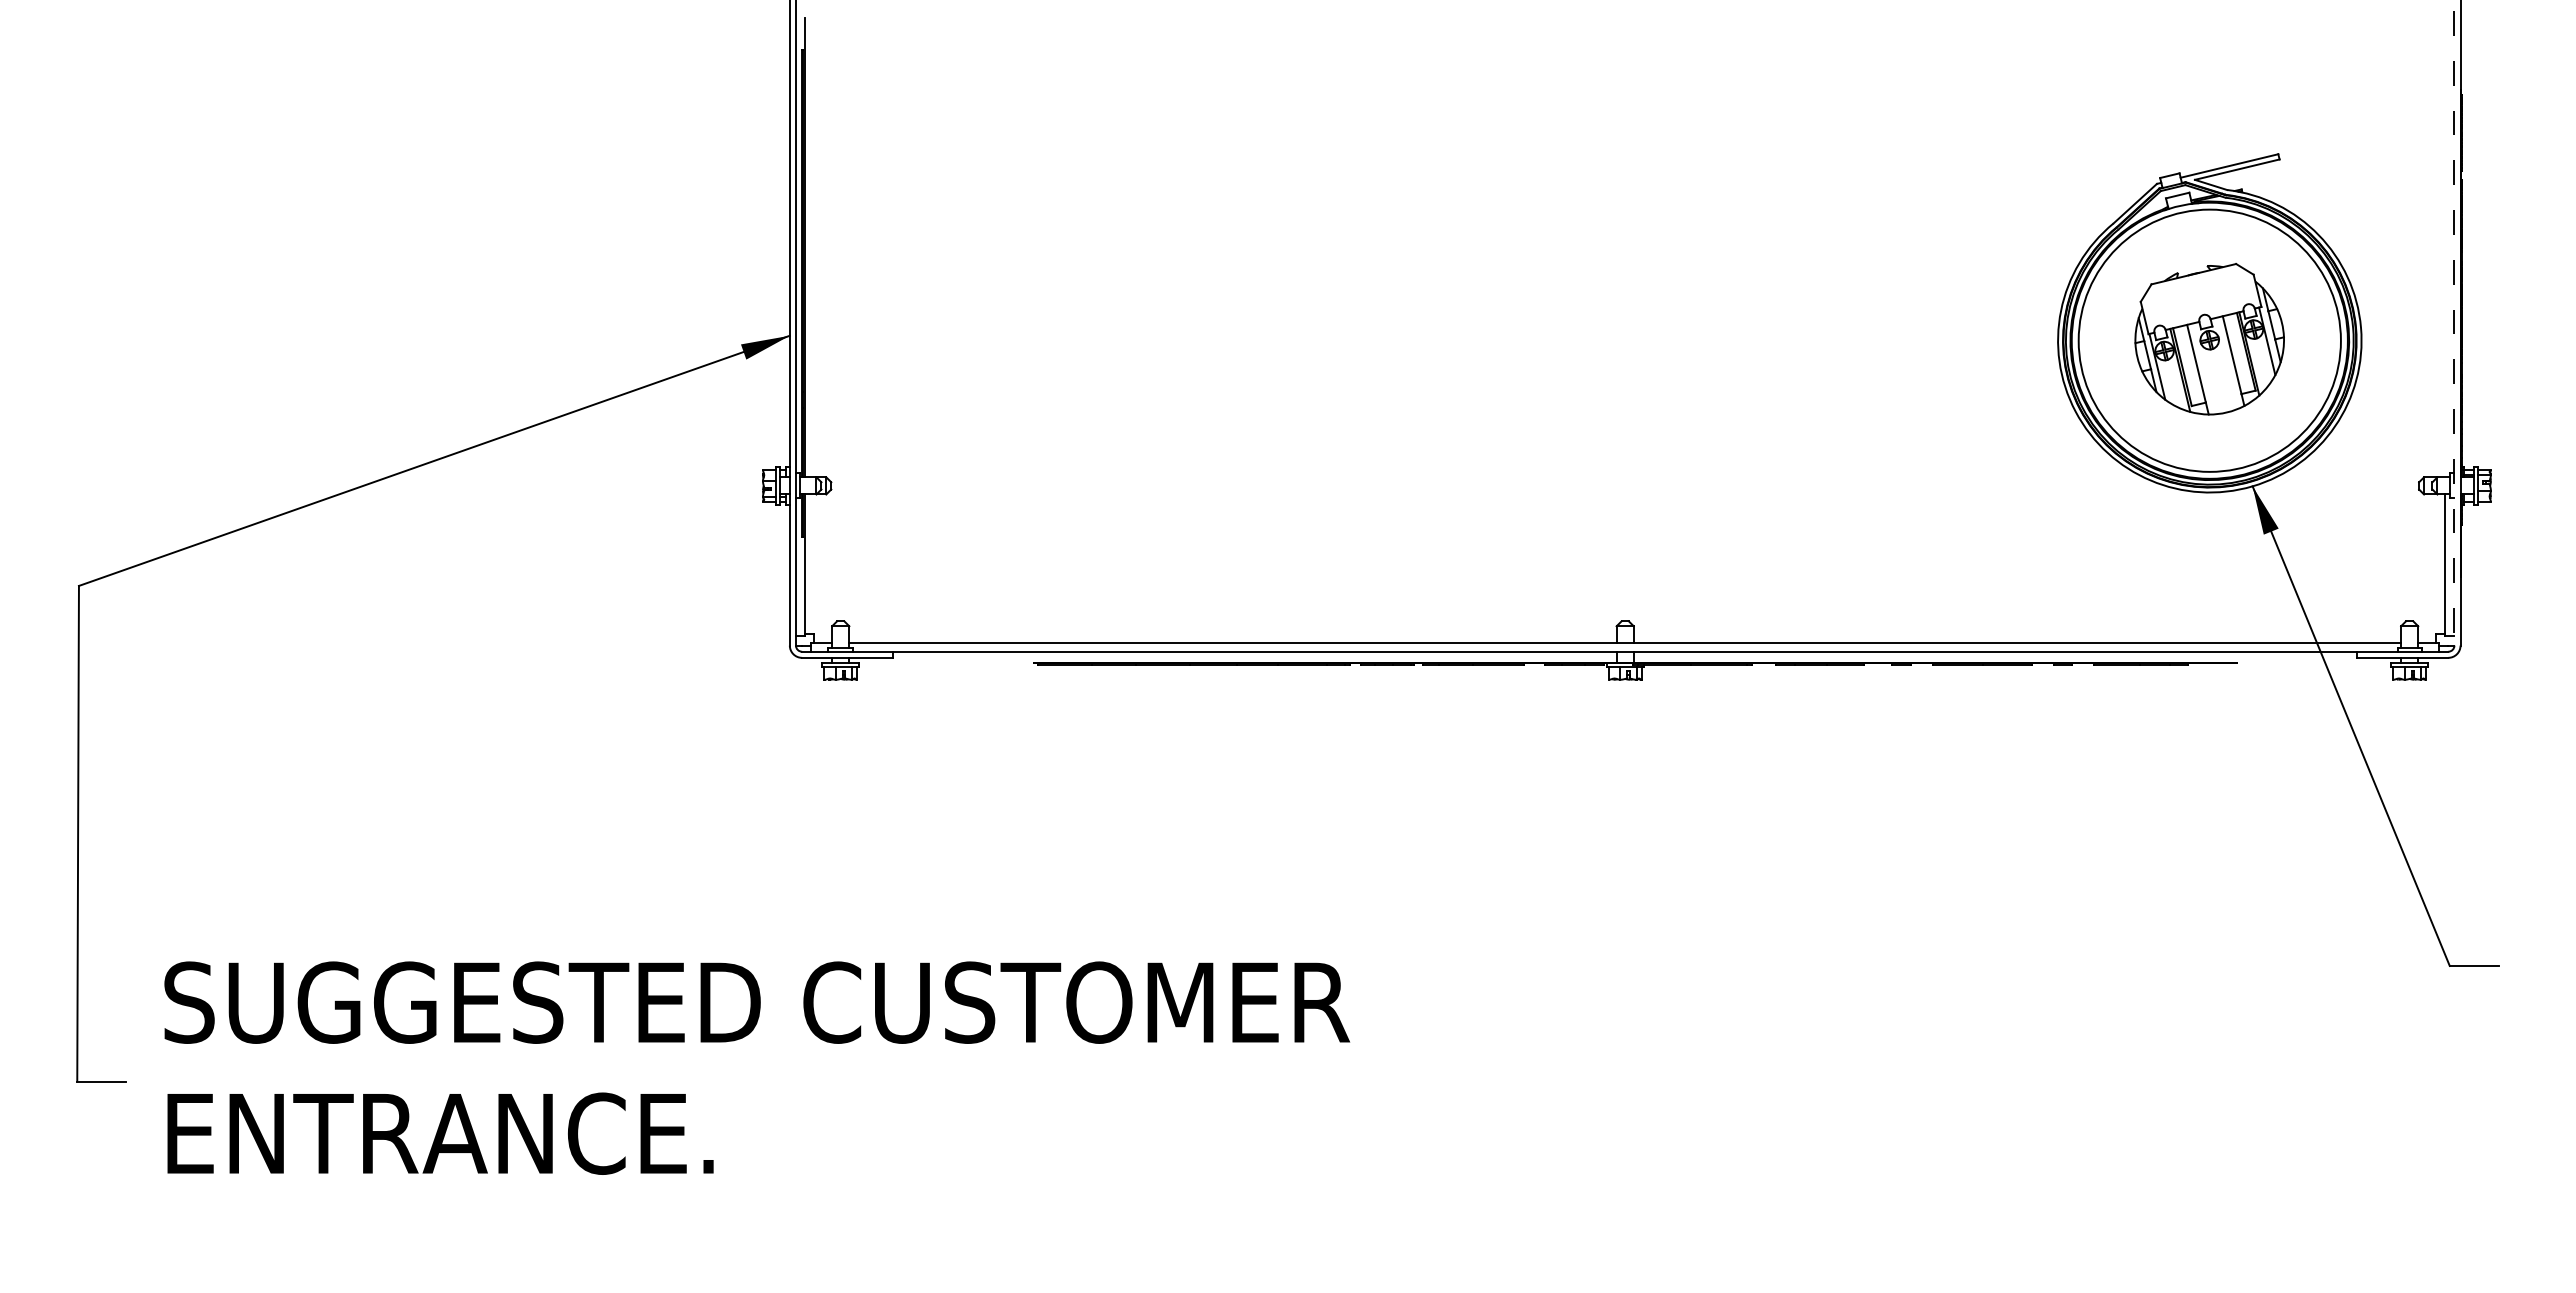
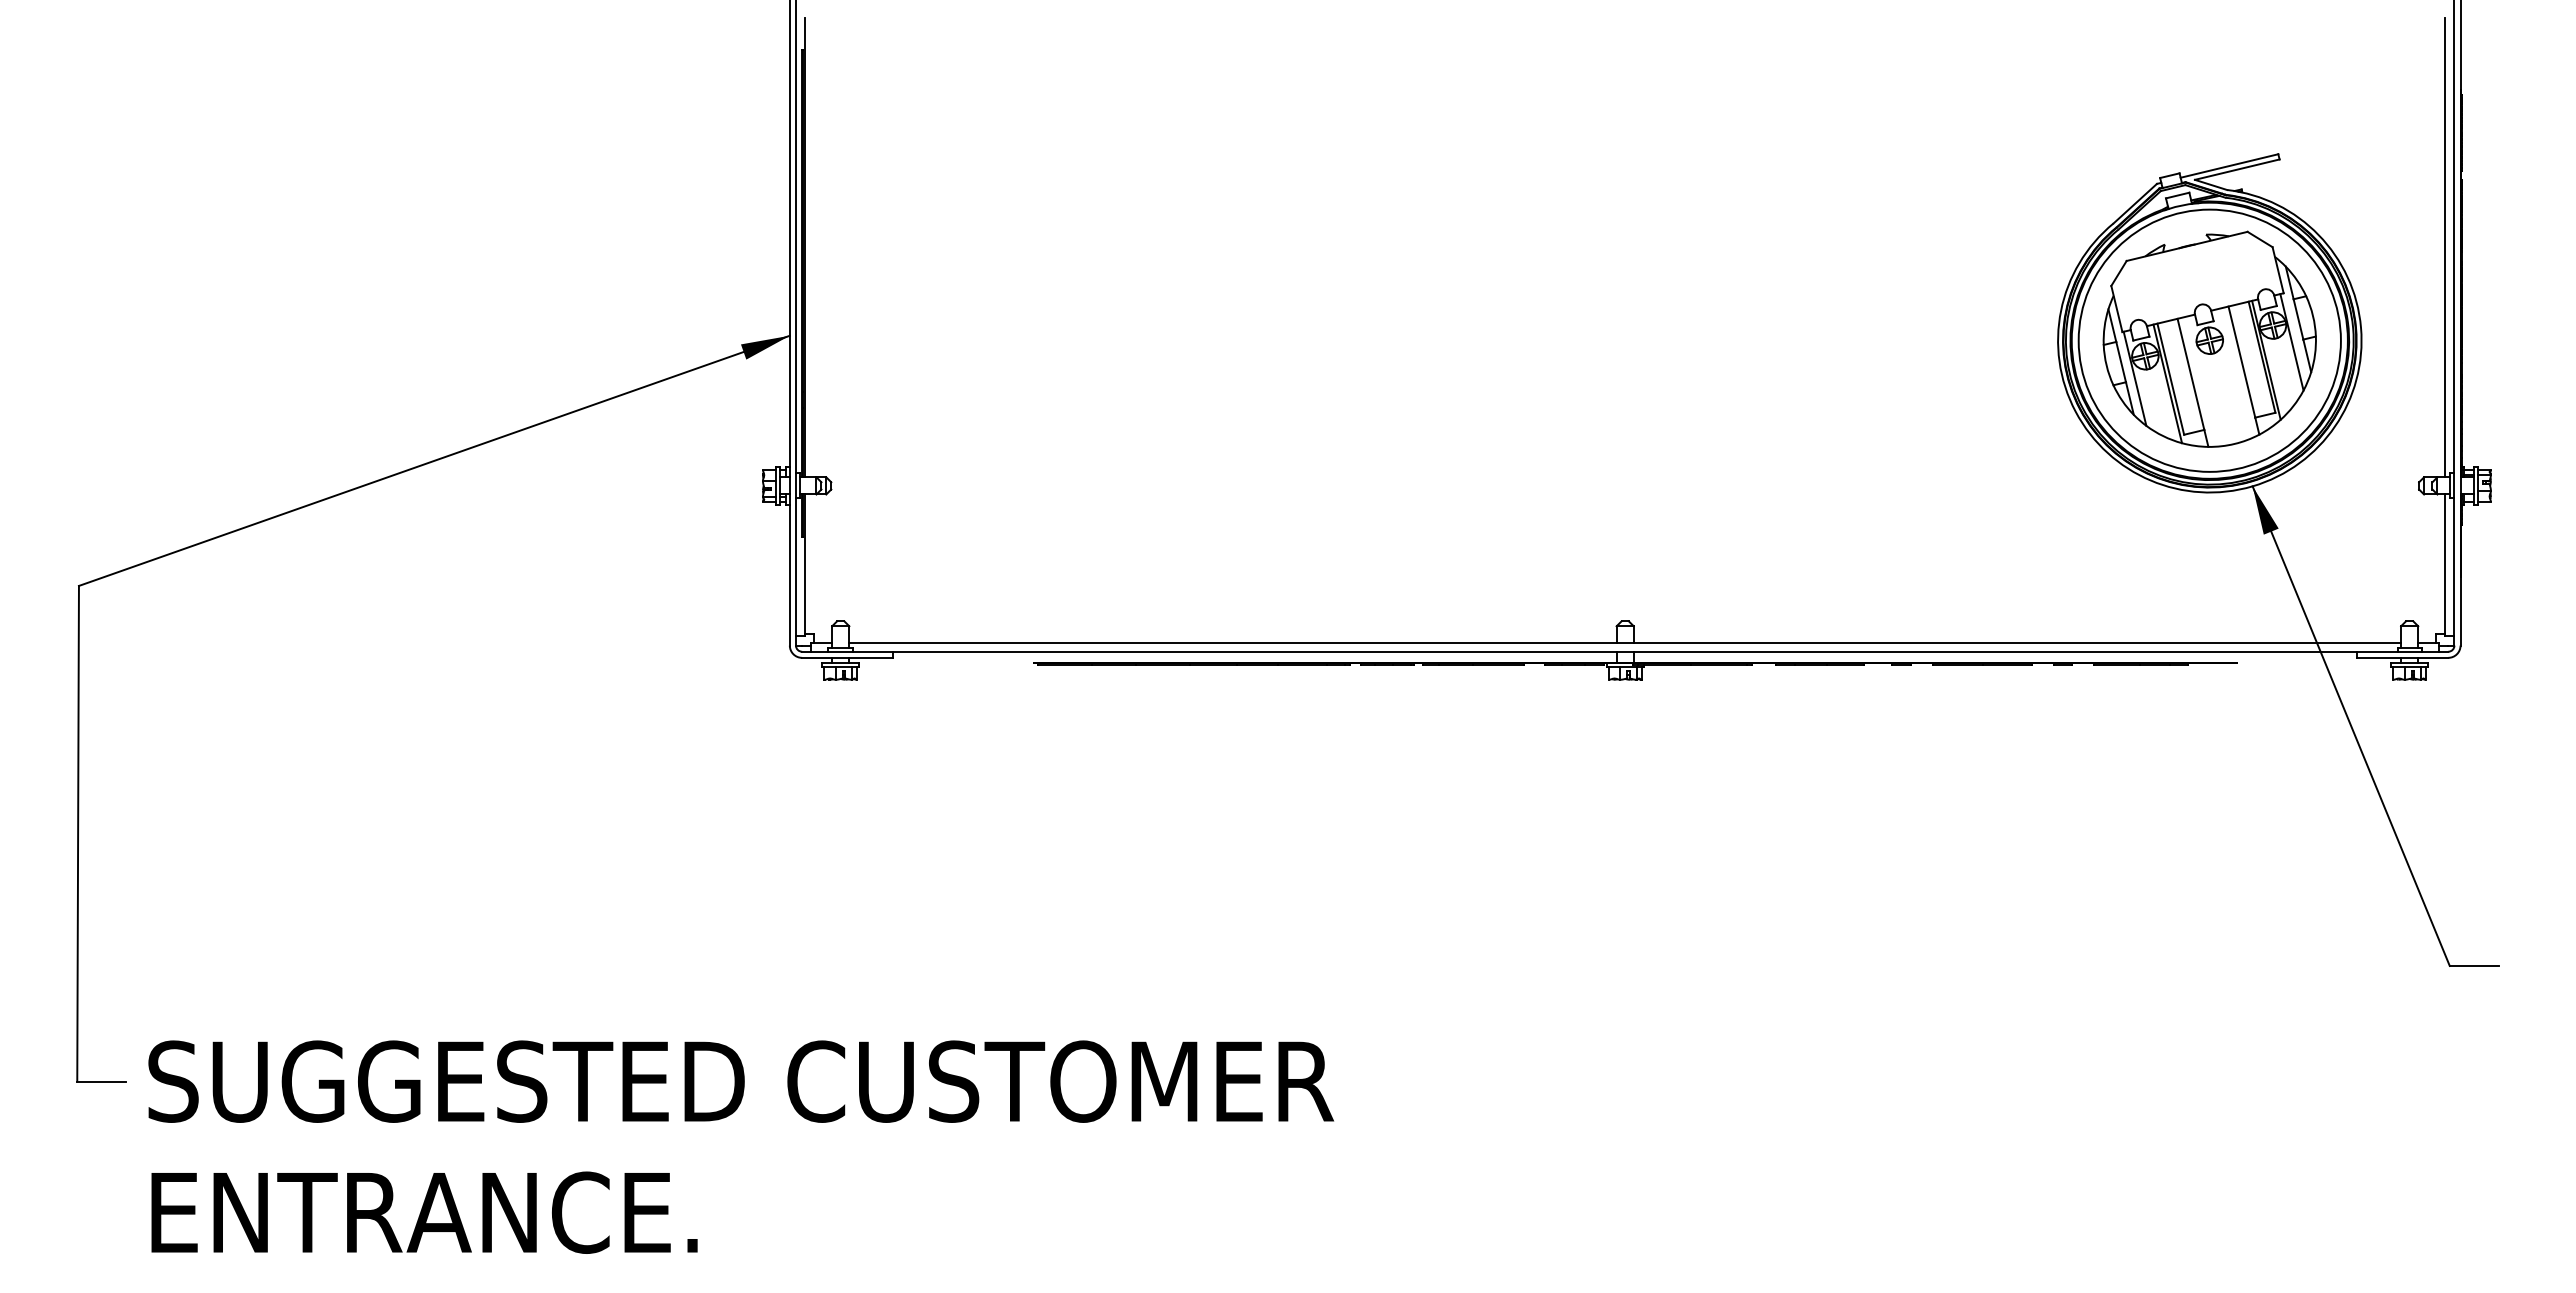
line: none -> present (2445, 247)
line: dashed -> solid (2454, 323)
part size: 151x153 px -> 215x218 px (2209, 338)
text position: (757, 1067) -> (741, 1146) (741, 1146)
